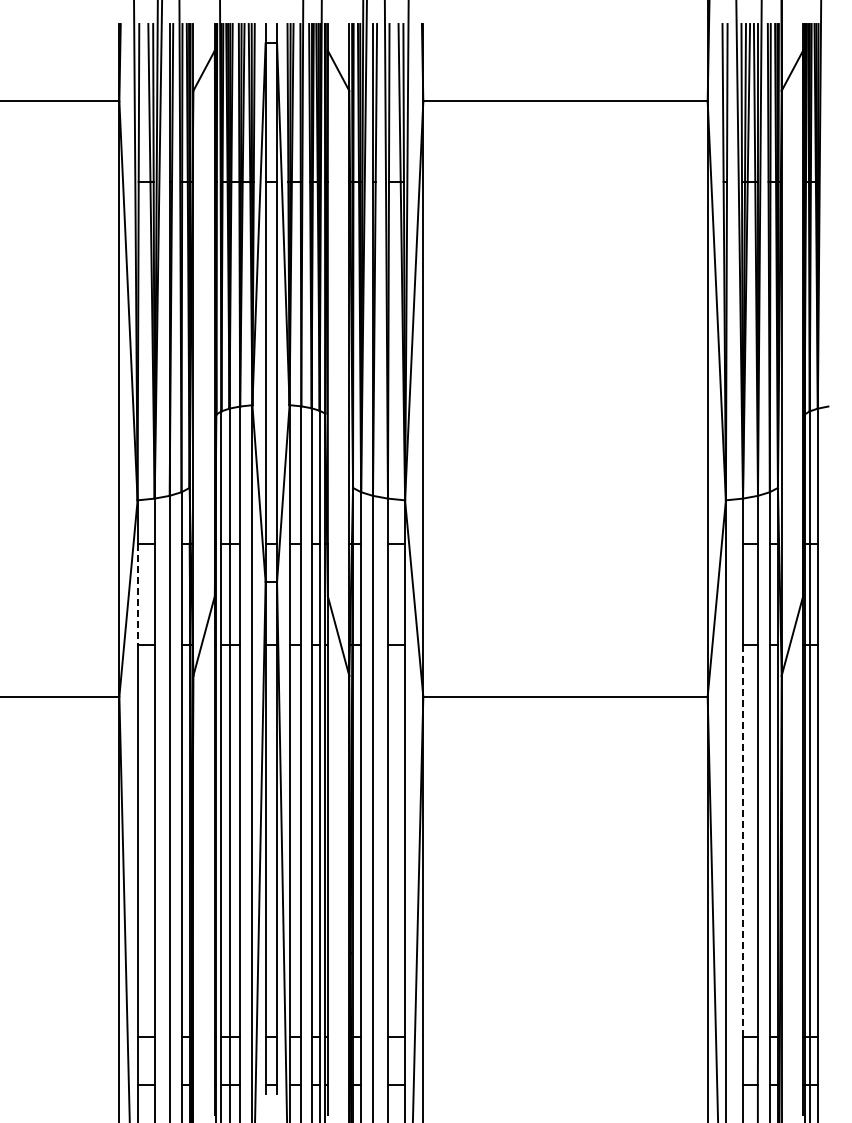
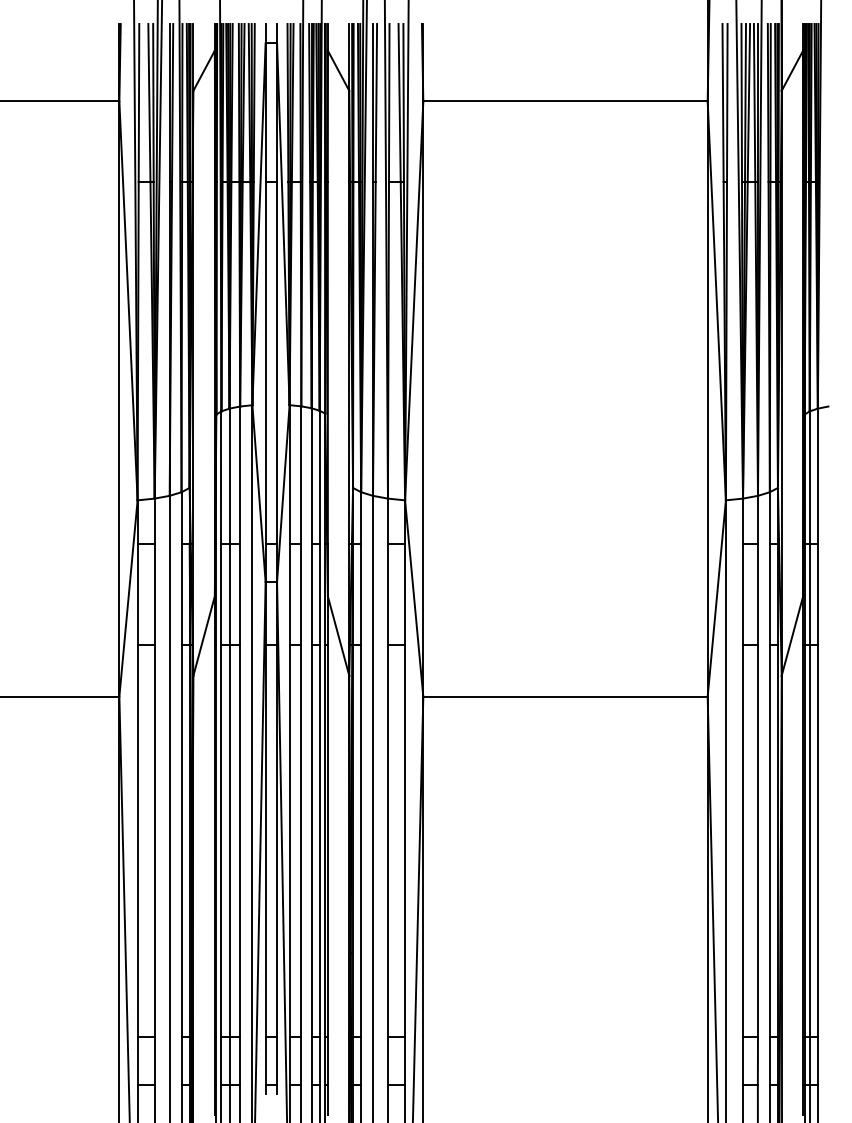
line: dashed -> solid (137, 594)
line: dashed -> solid (743, 840)
